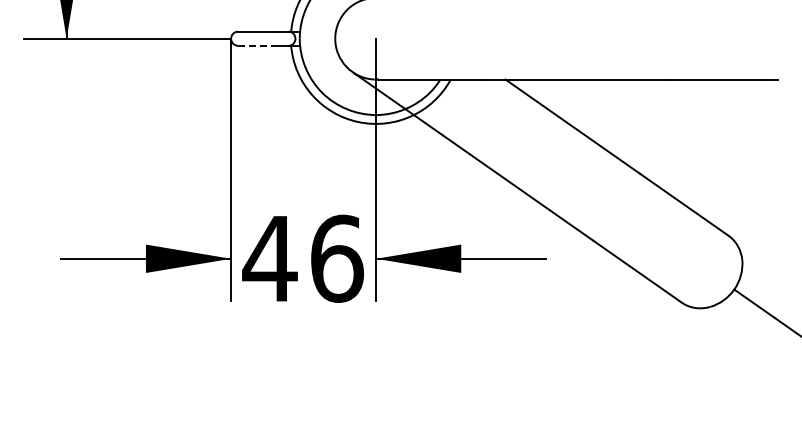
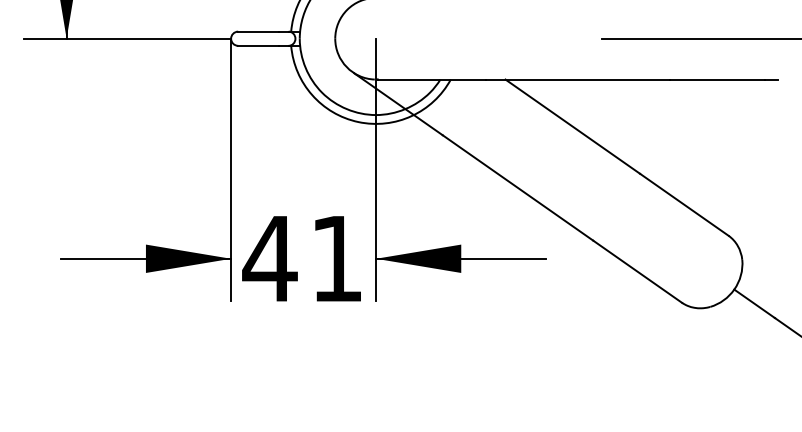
line: none -> present (699, 38)
line: dashed -> solid (258, 45)
text: 46 -> 41 (337, 258)
